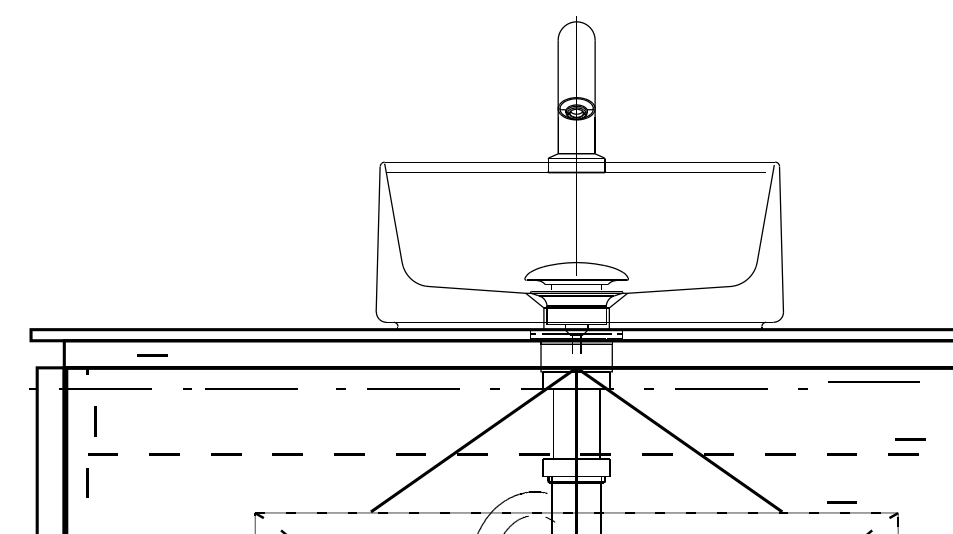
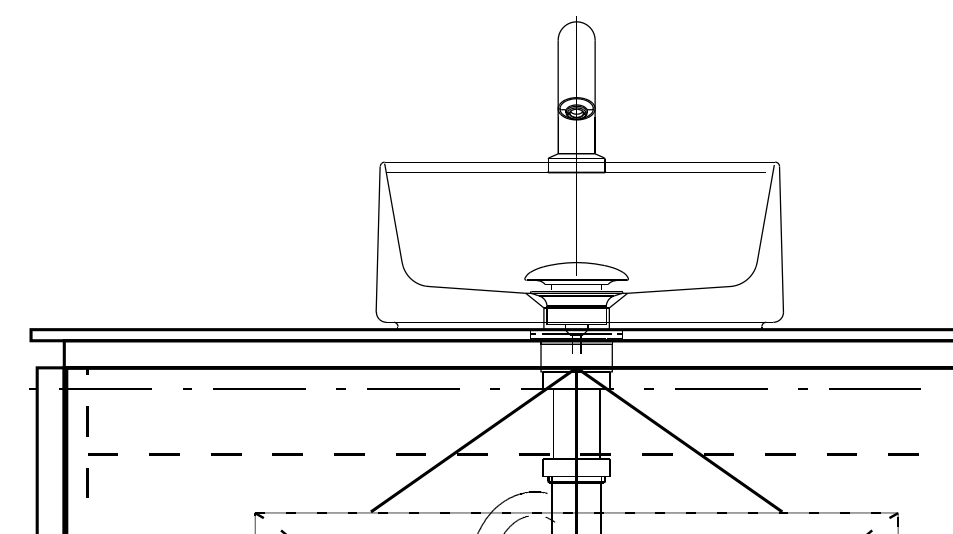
line: present -> none (152, 355)
line position: (873, 381) -> (874, 388) (874, 388)
line position: (251, 388) -> (259, 388) (259, 388)
line position: (95, 421) -> (87, 421) (87, 421)
line: present -> none (910, 439)
line: present -> none (841, 502)
